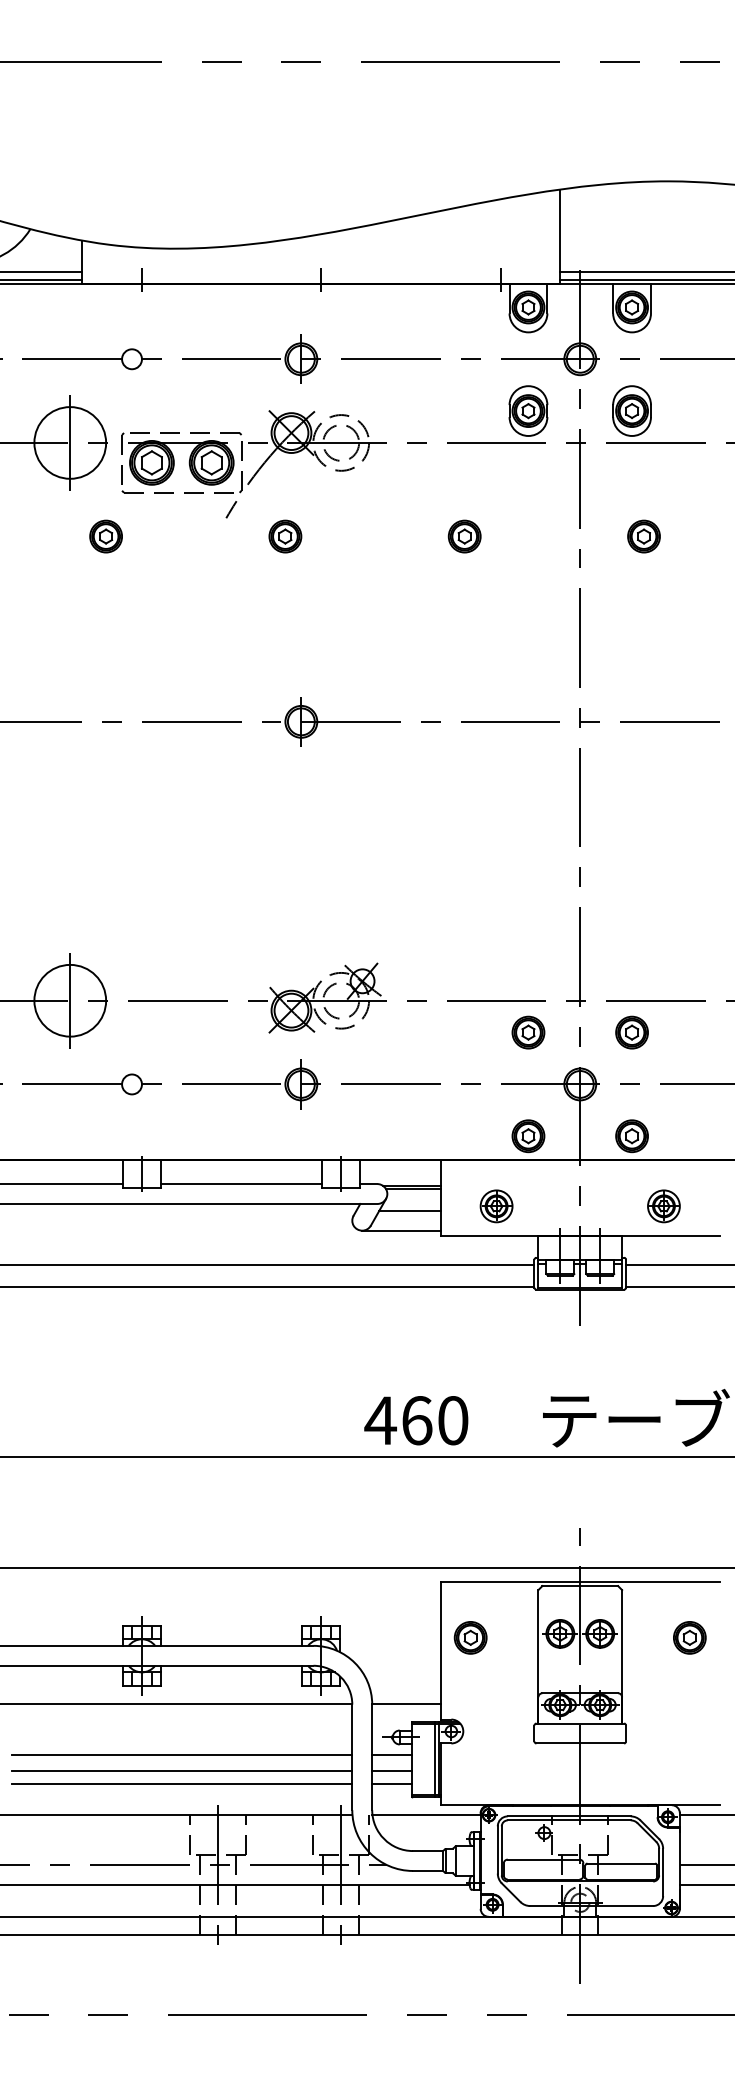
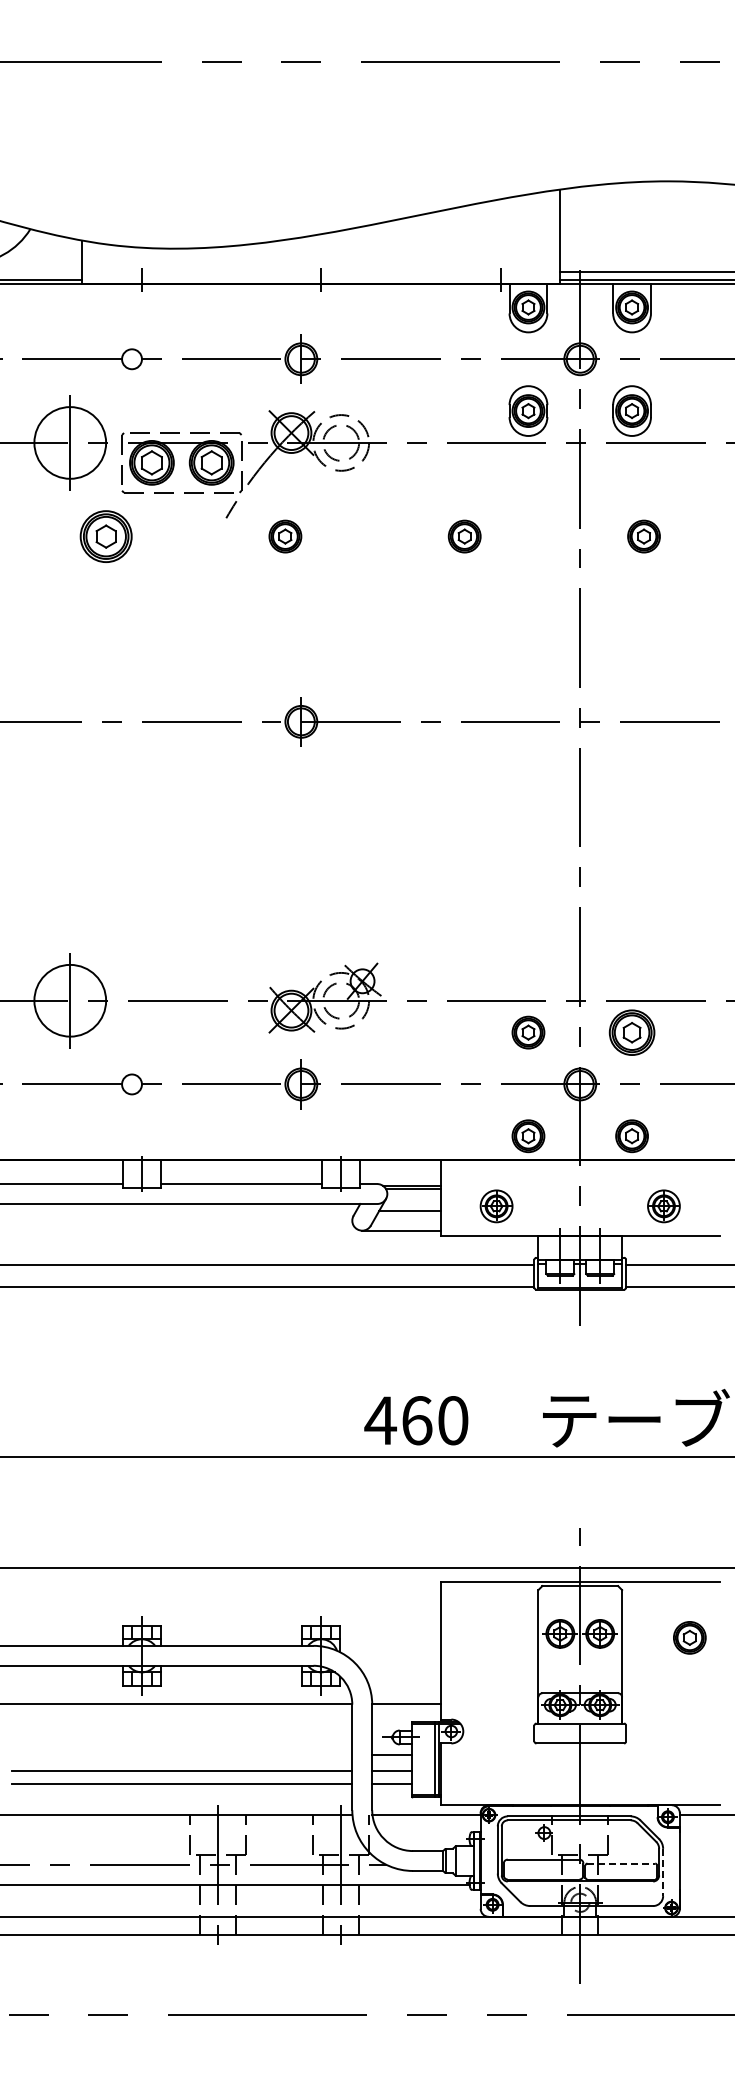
line: present -> none (42, 271)
part size: 34x35 px -> 54x53 px (105, 536)
part size: 34x35 px -> 48x47 px (631, 1032)
part: present -> none (470, 1637)
line: present -> none (181, 1755)
line: solid -> dashed (621, 1863)
line: present -> none (705, 1865)
line: solid -> dashed (663, 1872)
line: present -> none (705, 1884)
